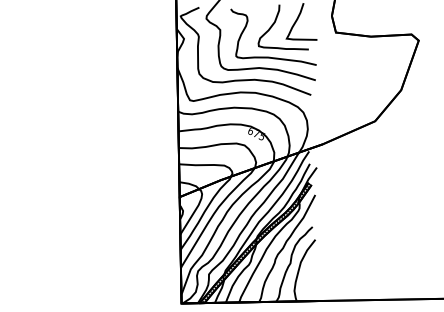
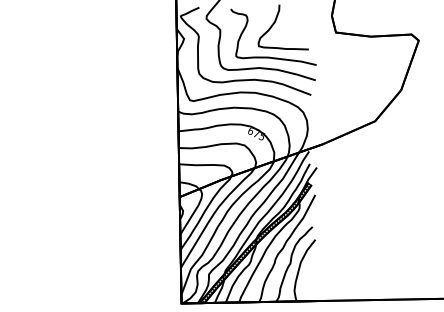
curve: present -> none (298, 19)
